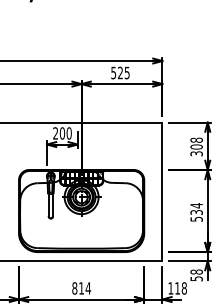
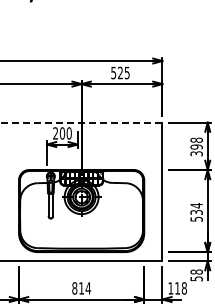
line: solid -> dashed (81, 122)
text: 308 -> 398 (196, 146)
